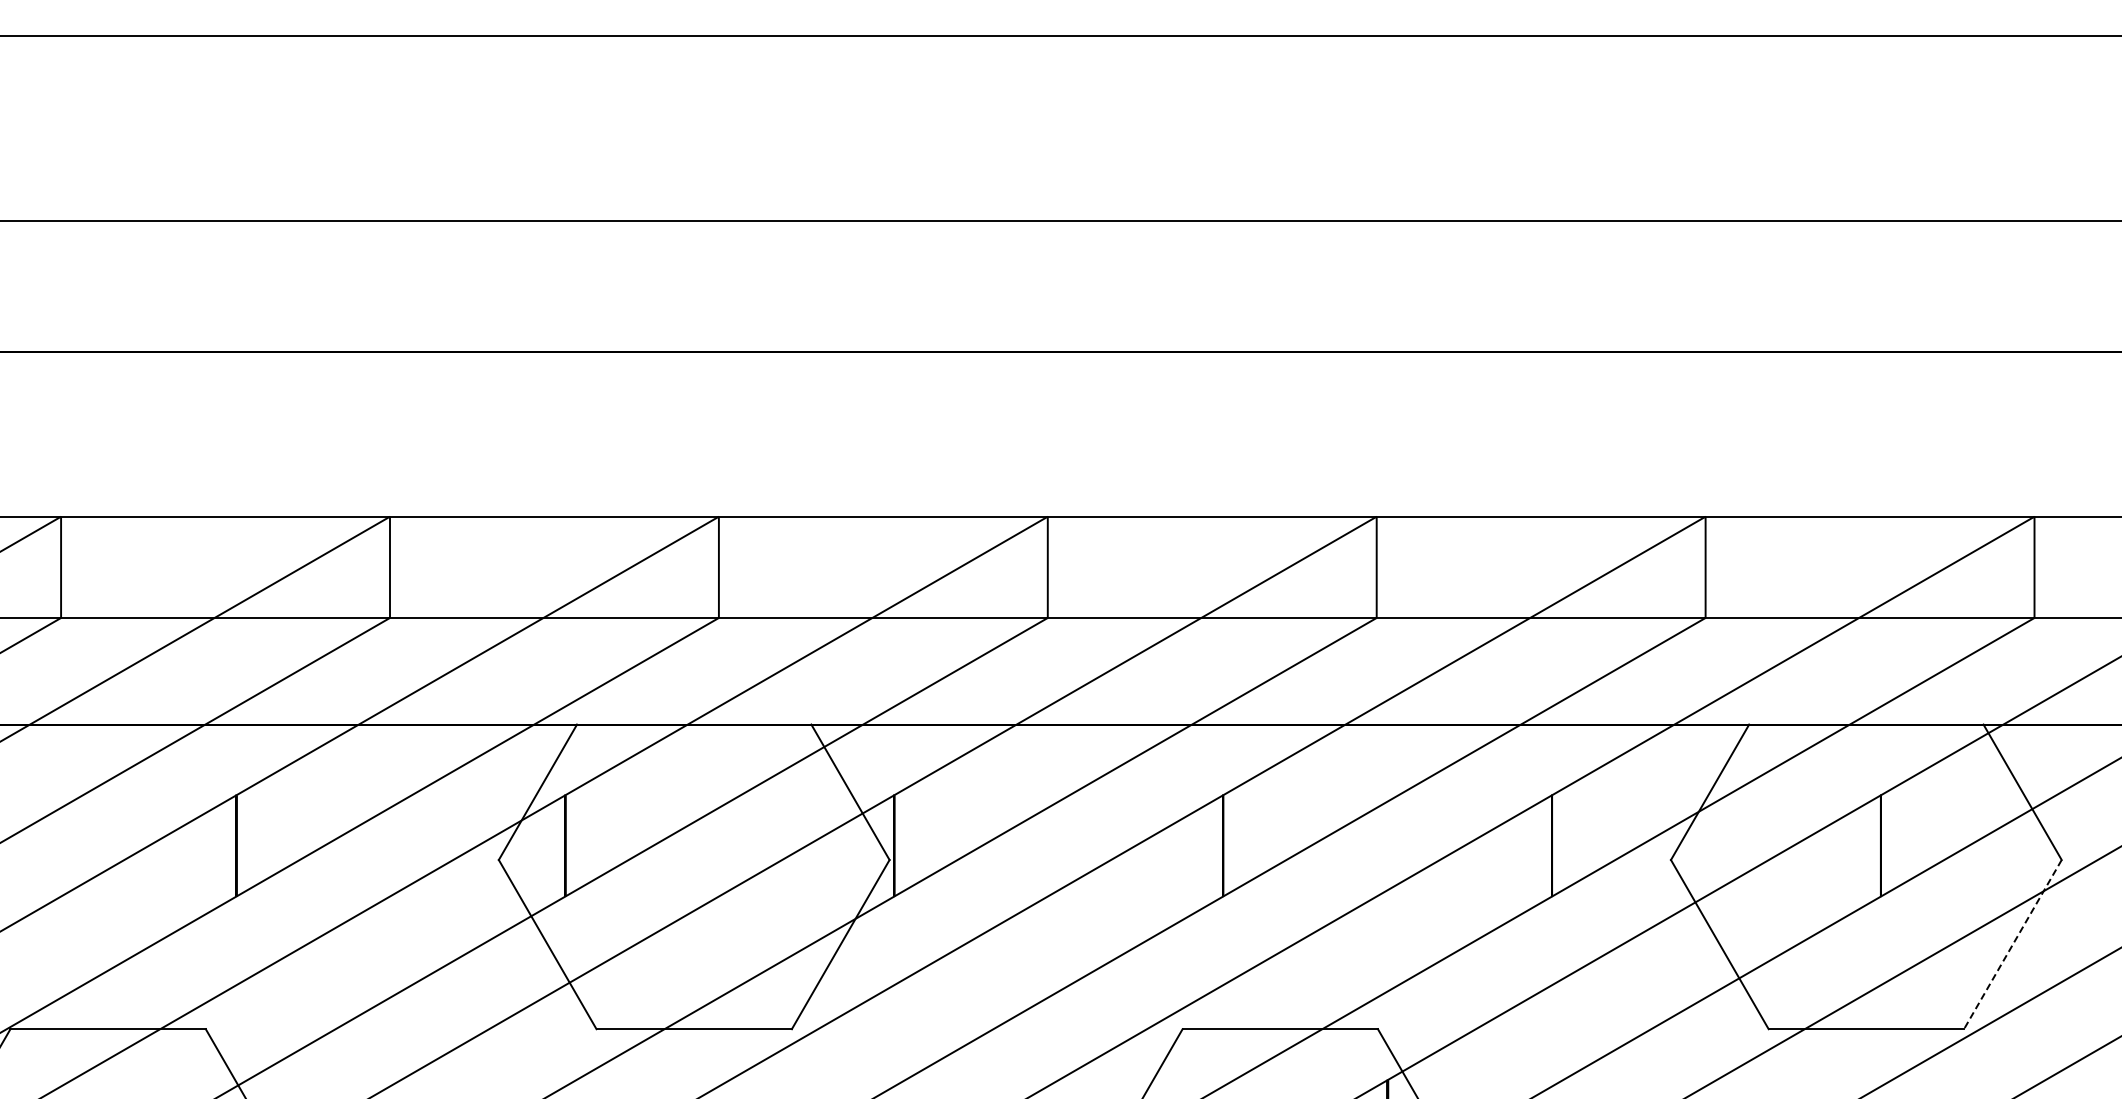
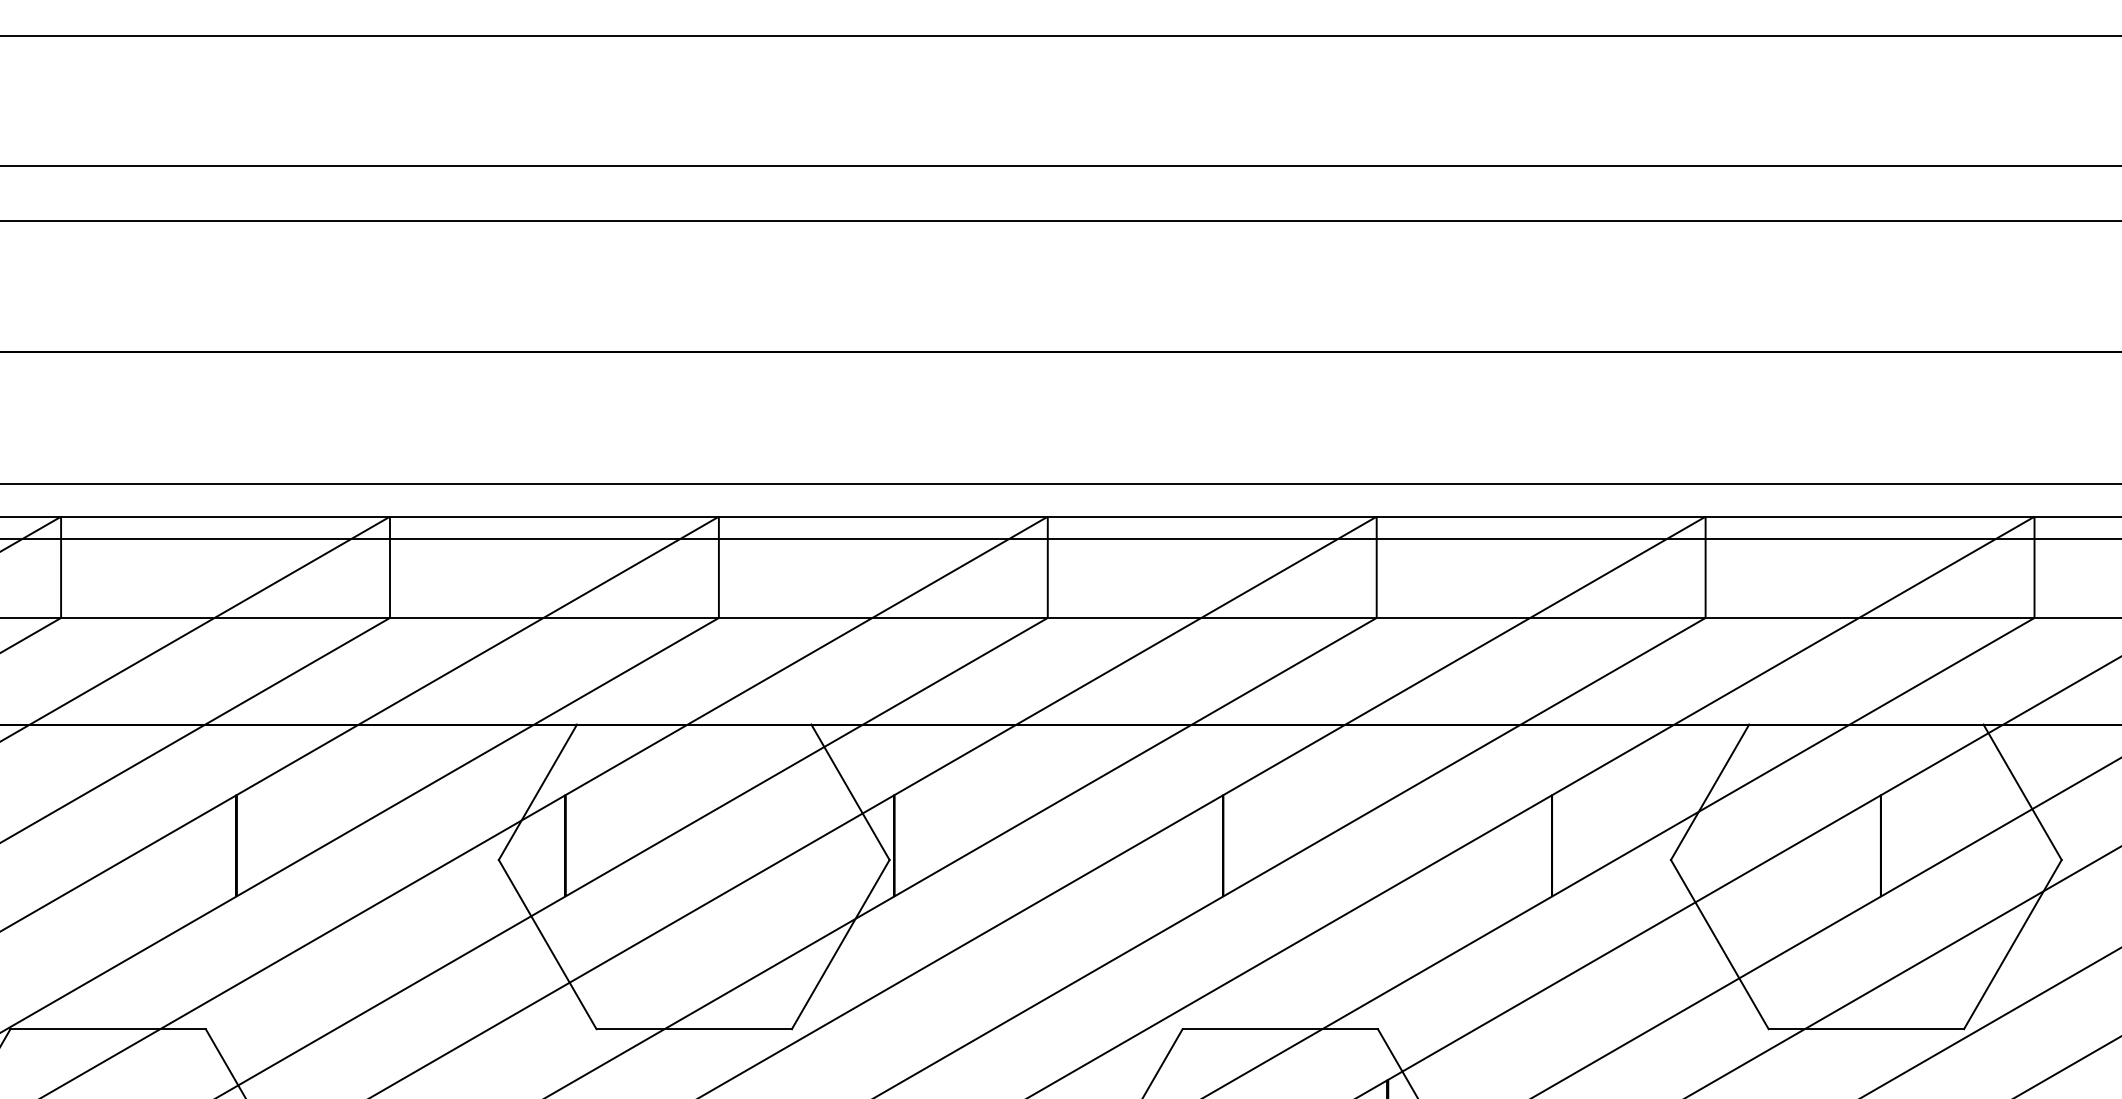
line: none -> present (1060, 166)
line: none -> present (1060, 484)
line: none -> present (1060, 538)
line: dashed -> solid (2012, 944)
